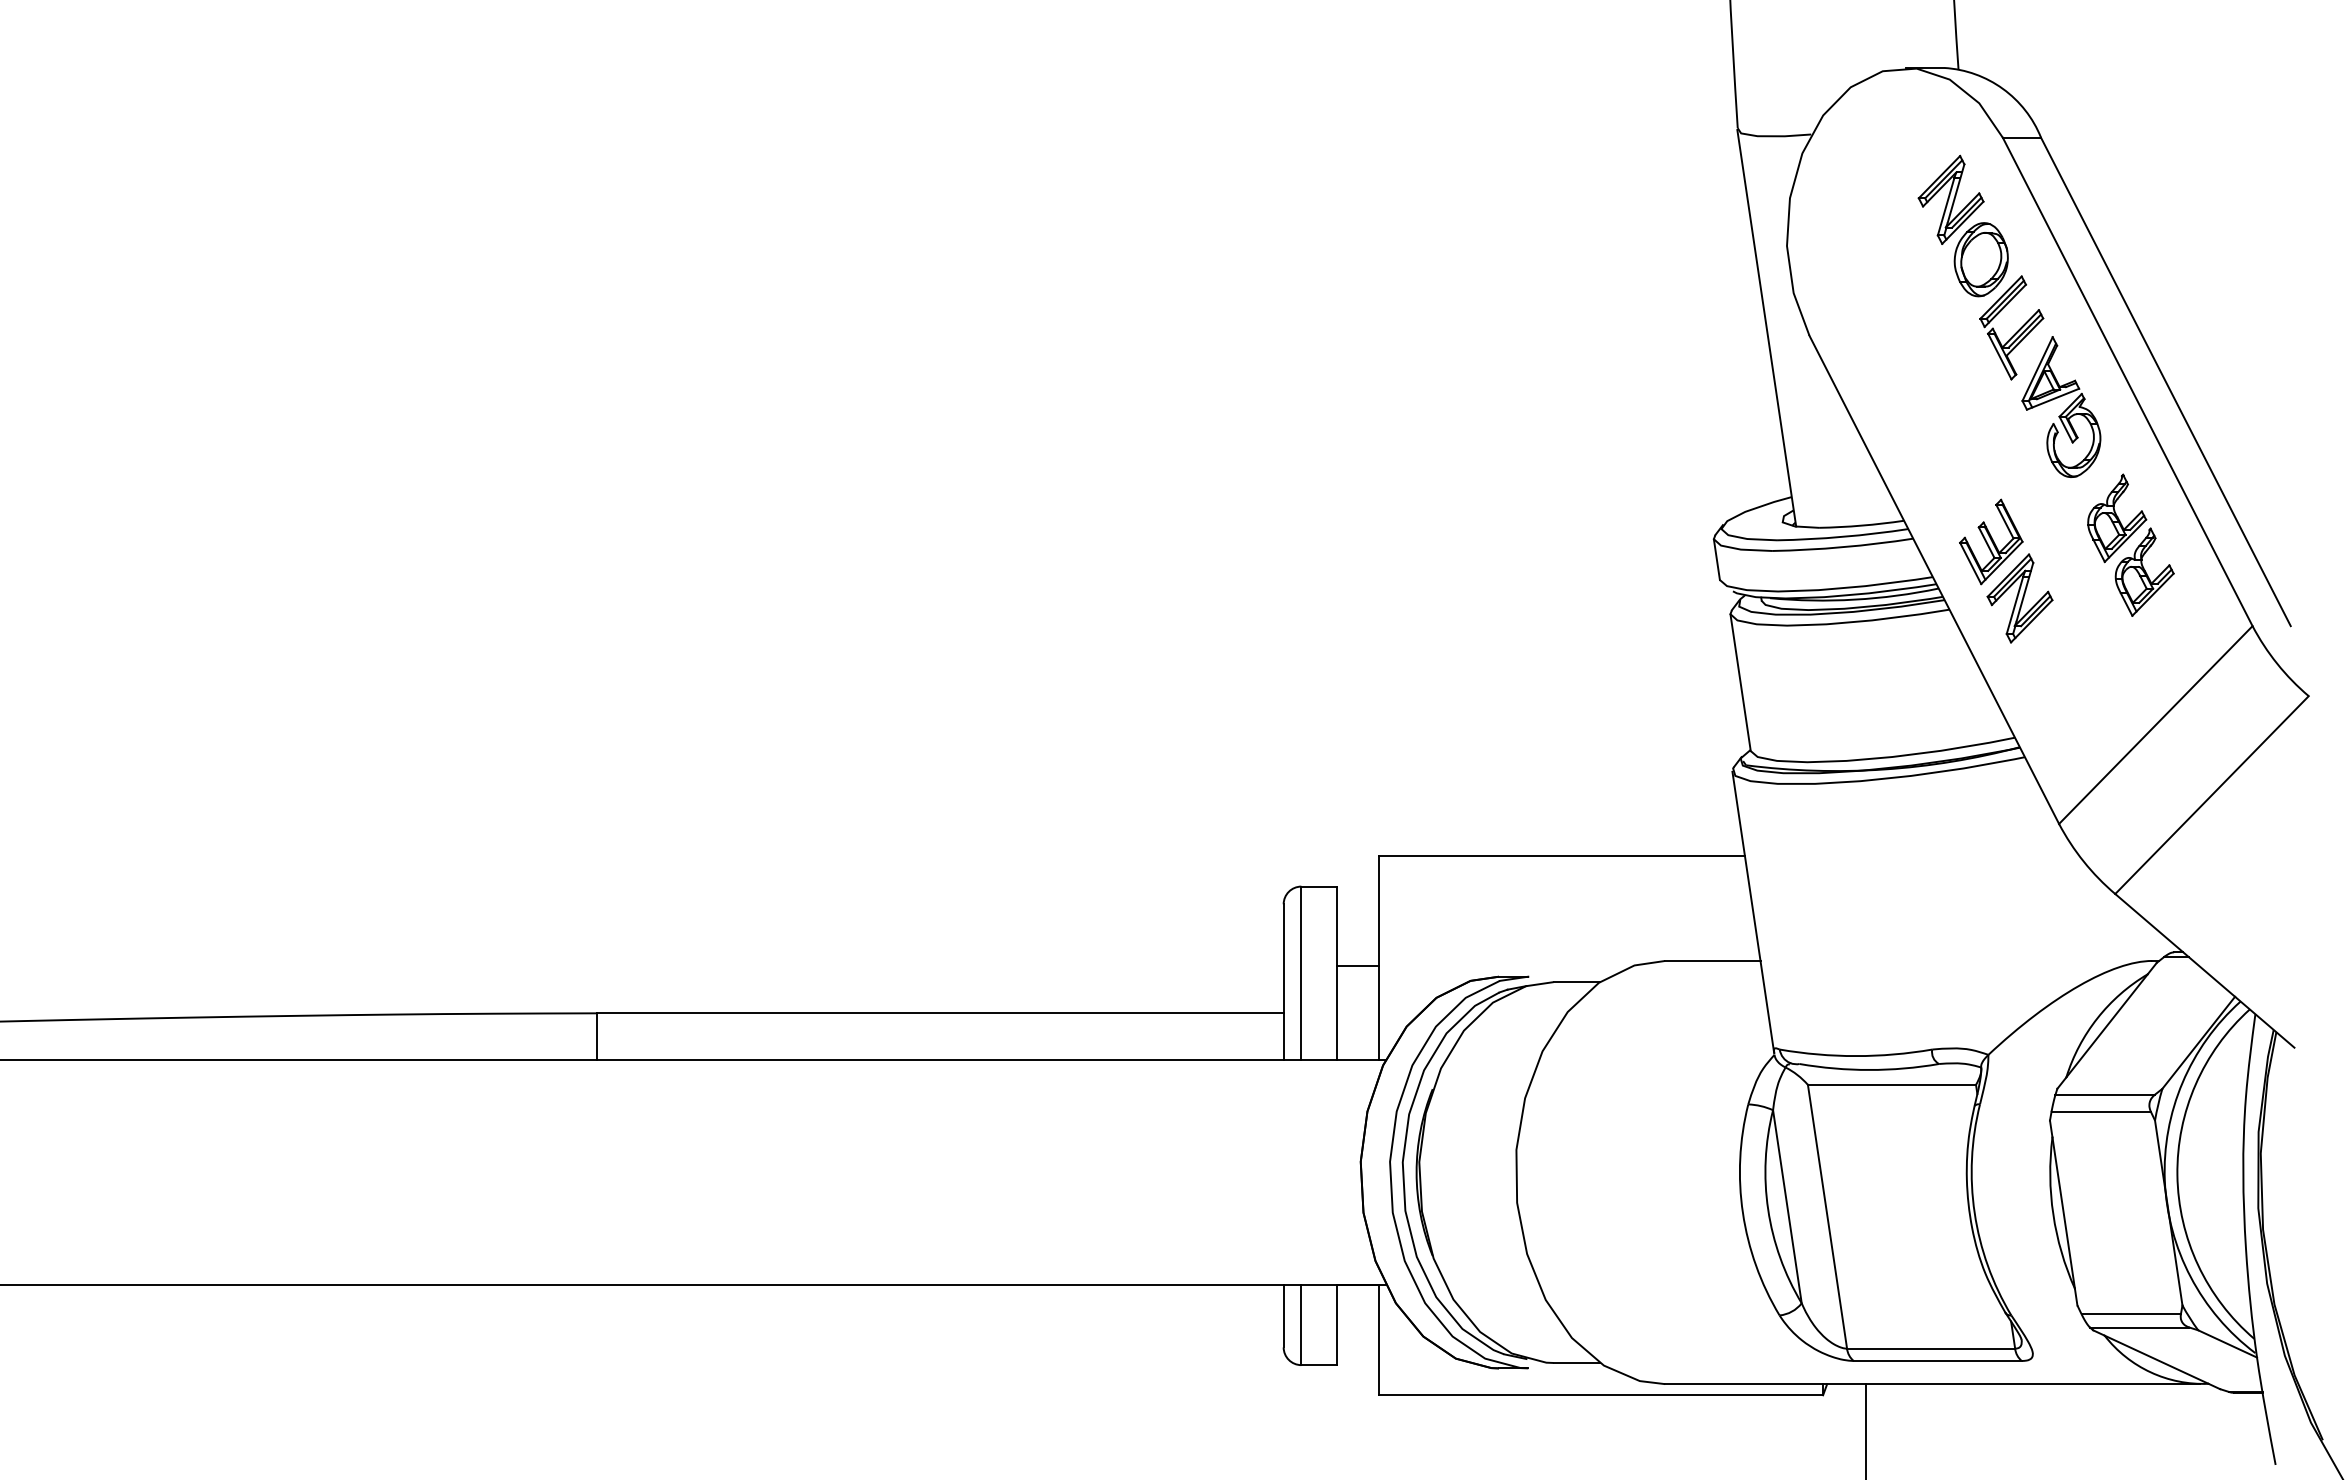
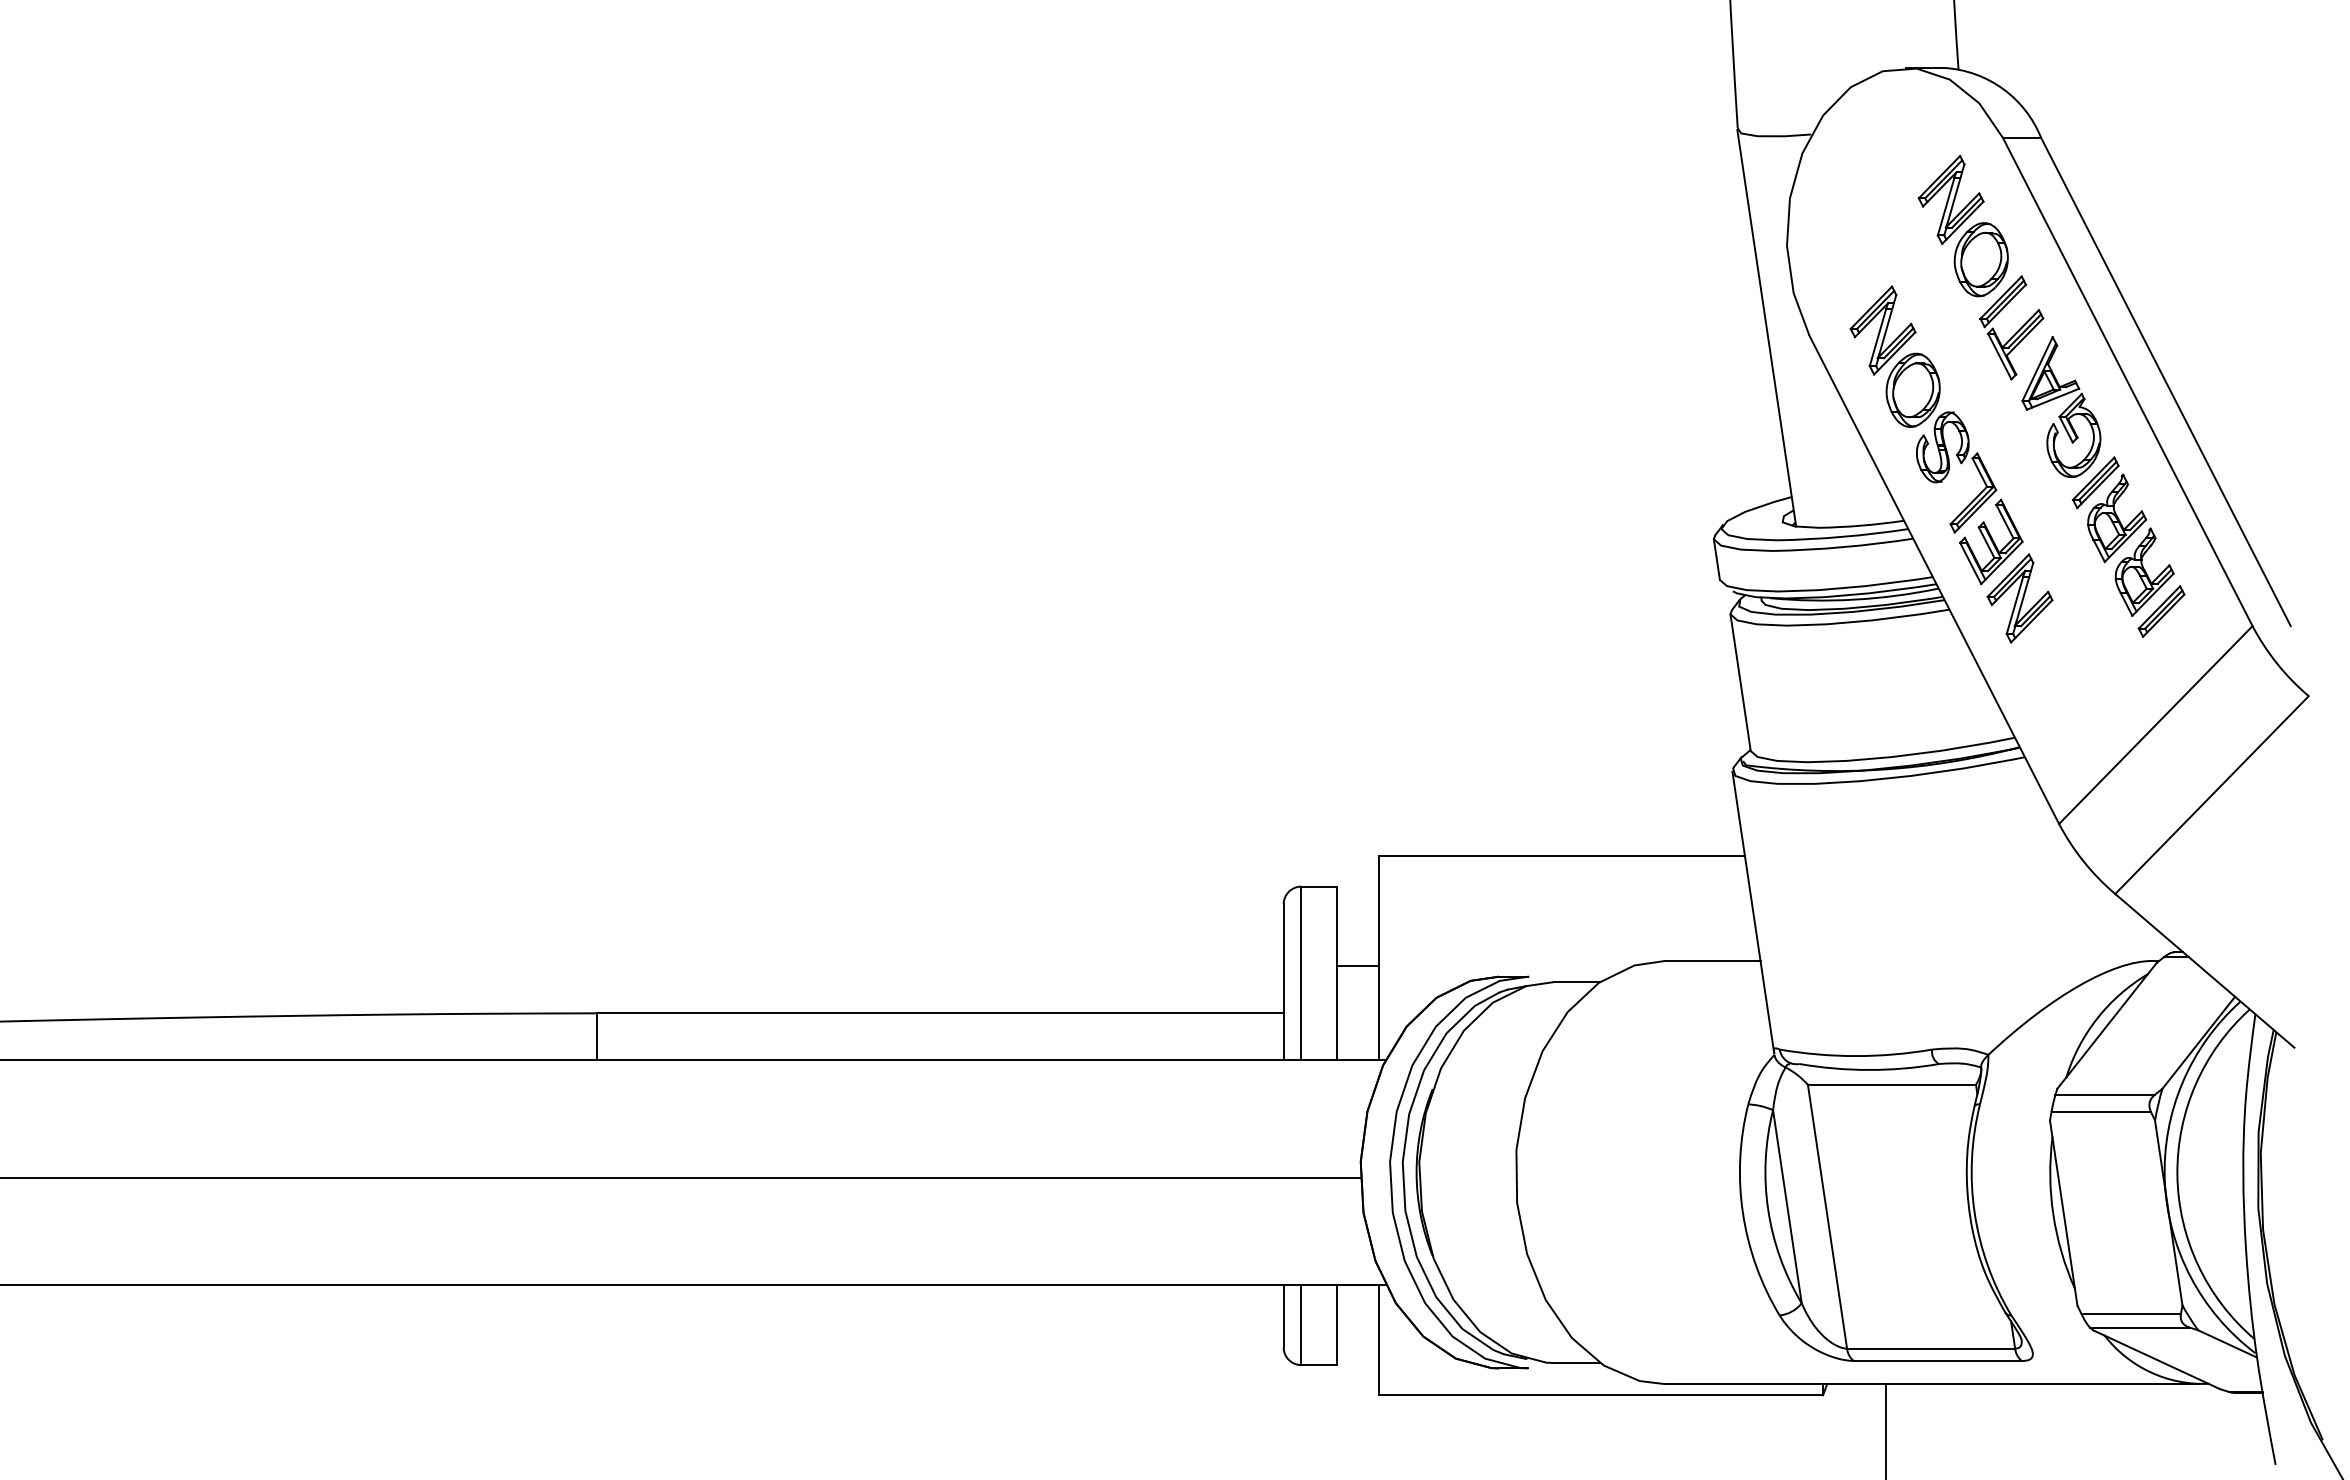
part: none -> present (1923, 409)
part: none -> present (2095, 482)
part: none -> present (2161, 611)
line: none -> present (681, 1177)
line position: (1866, 1430) -> (1886, 1430) (1886, 1430)
